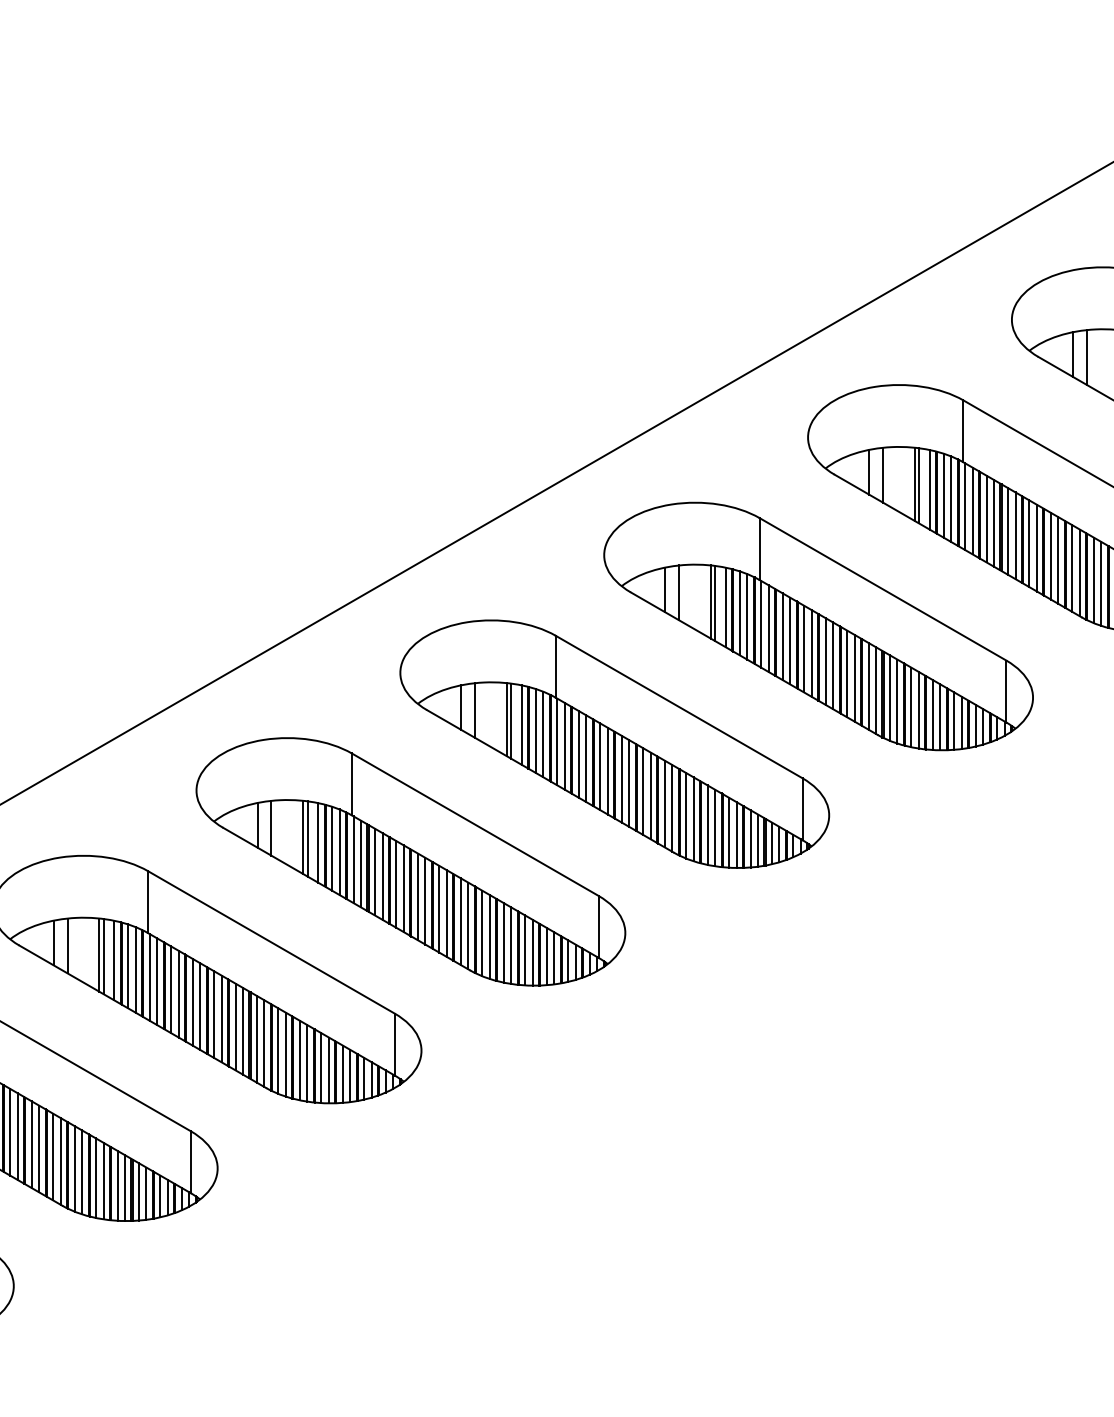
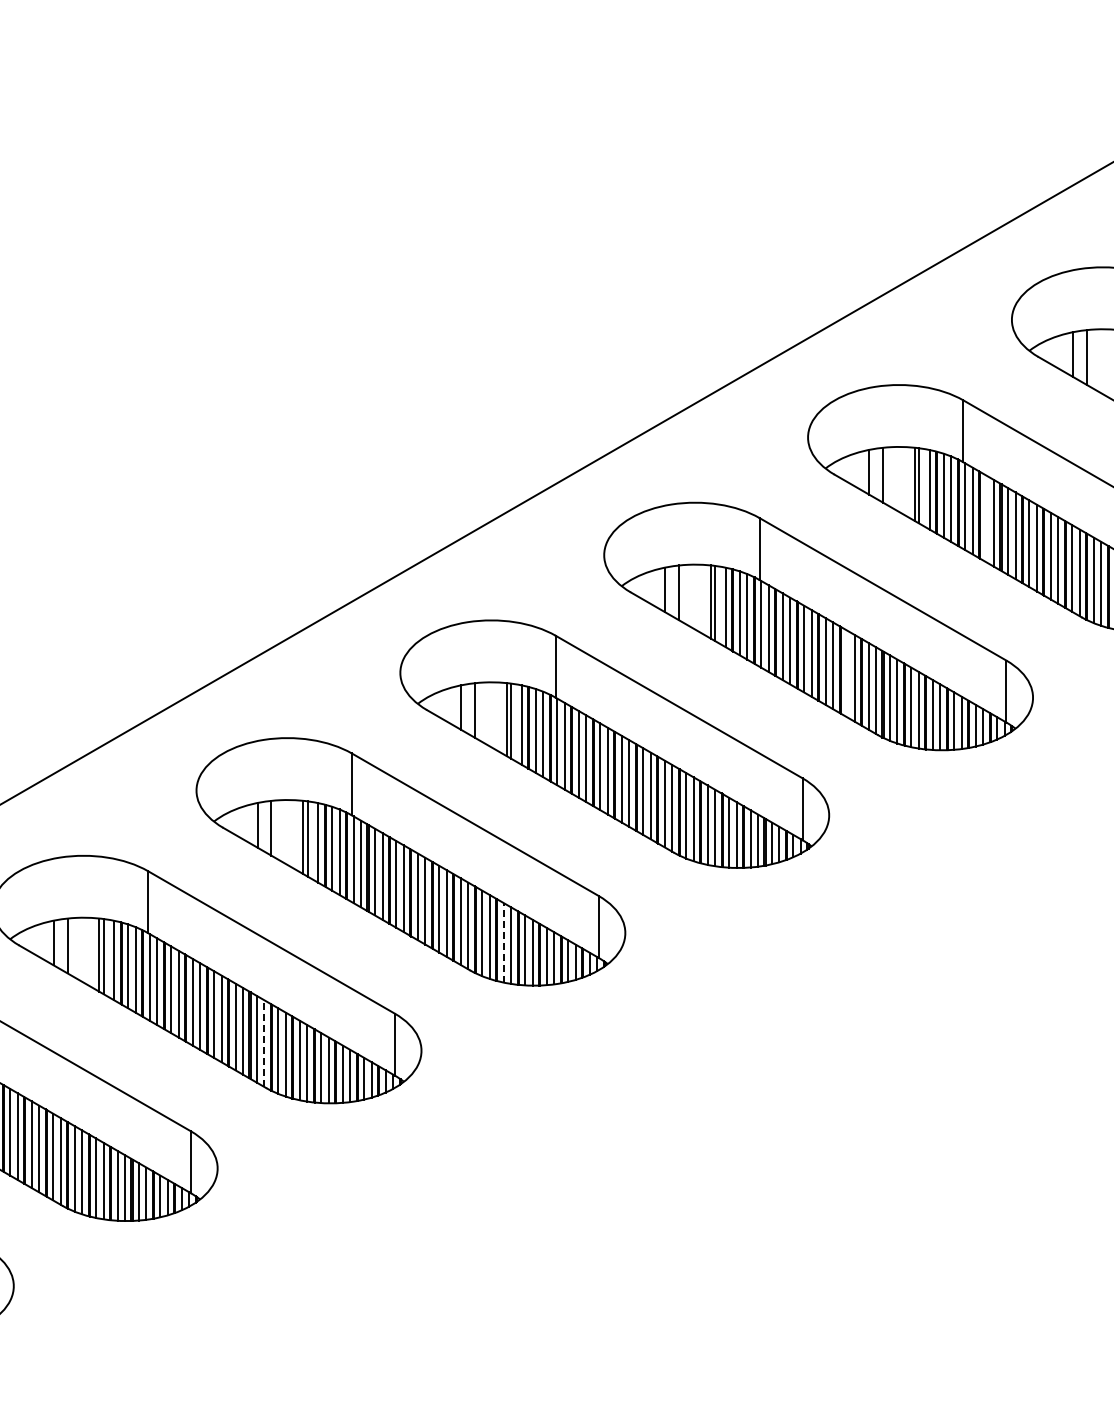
line: present -> none (986, 518)
line: present -> none (847, 673)
line: solid -> dashed (503, 942)
line: solid -> dashed (264, 1043)
